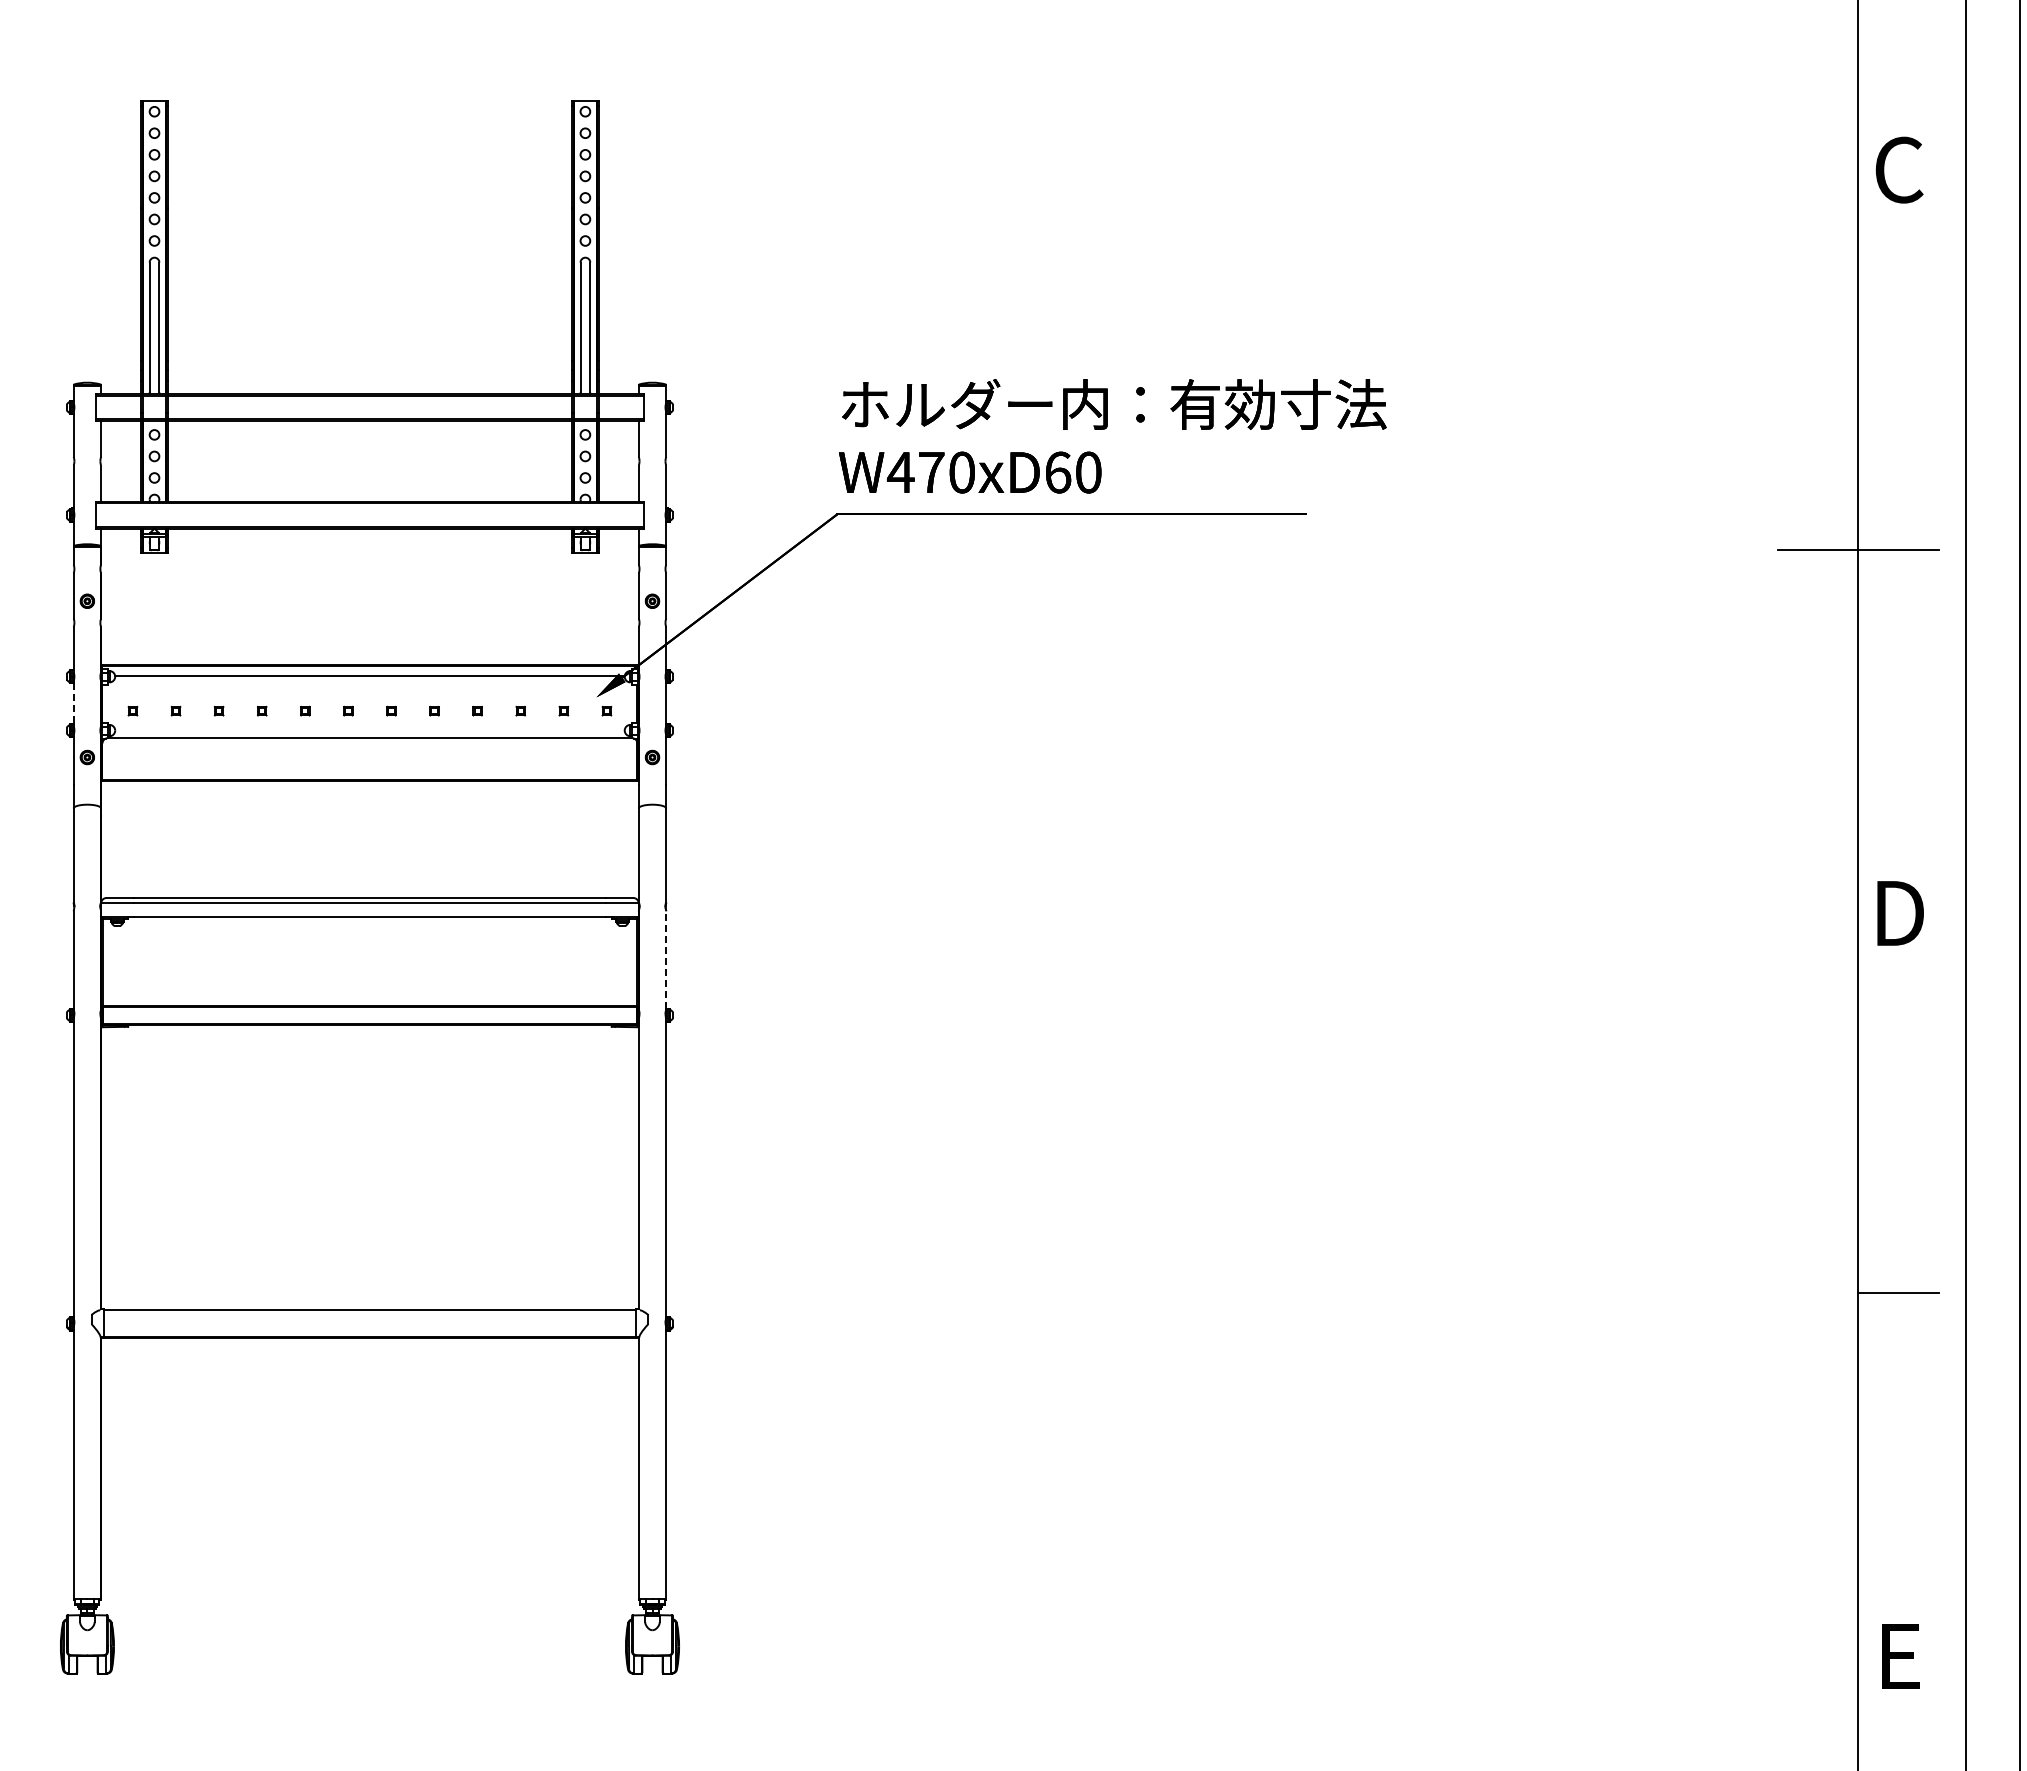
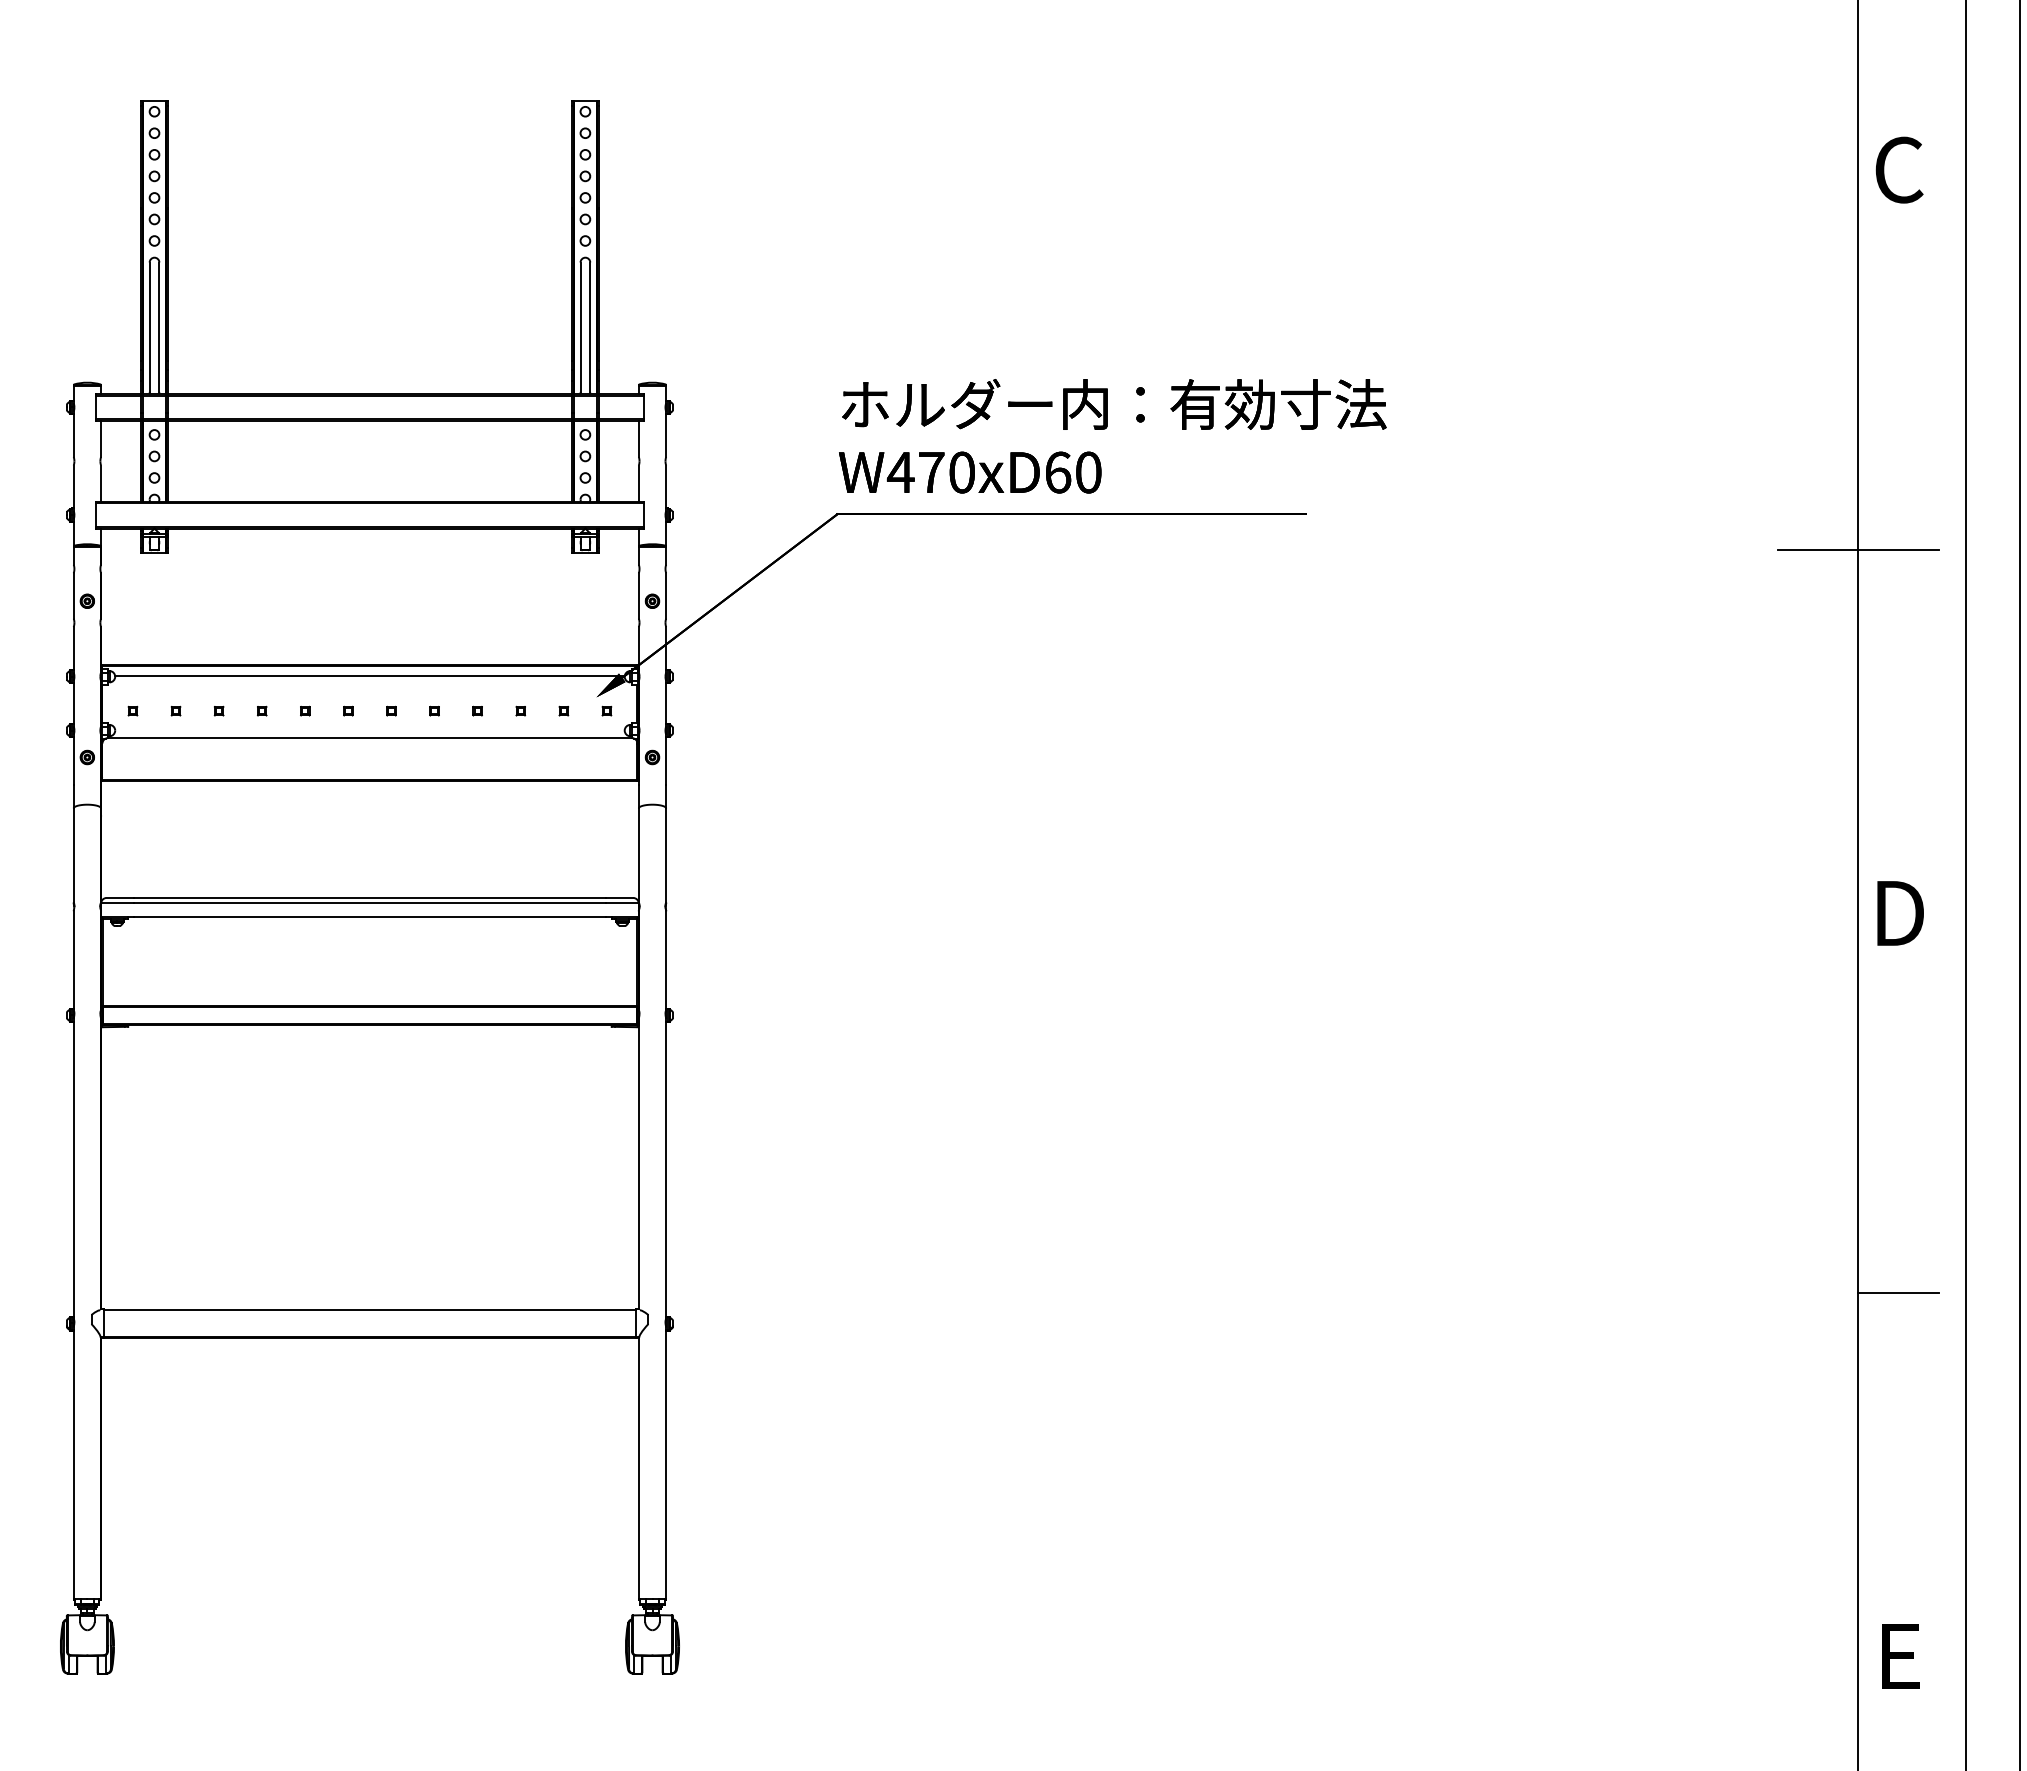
line: dashed -> solid (73, 704)
line: dashed -> solid (666, 959)
